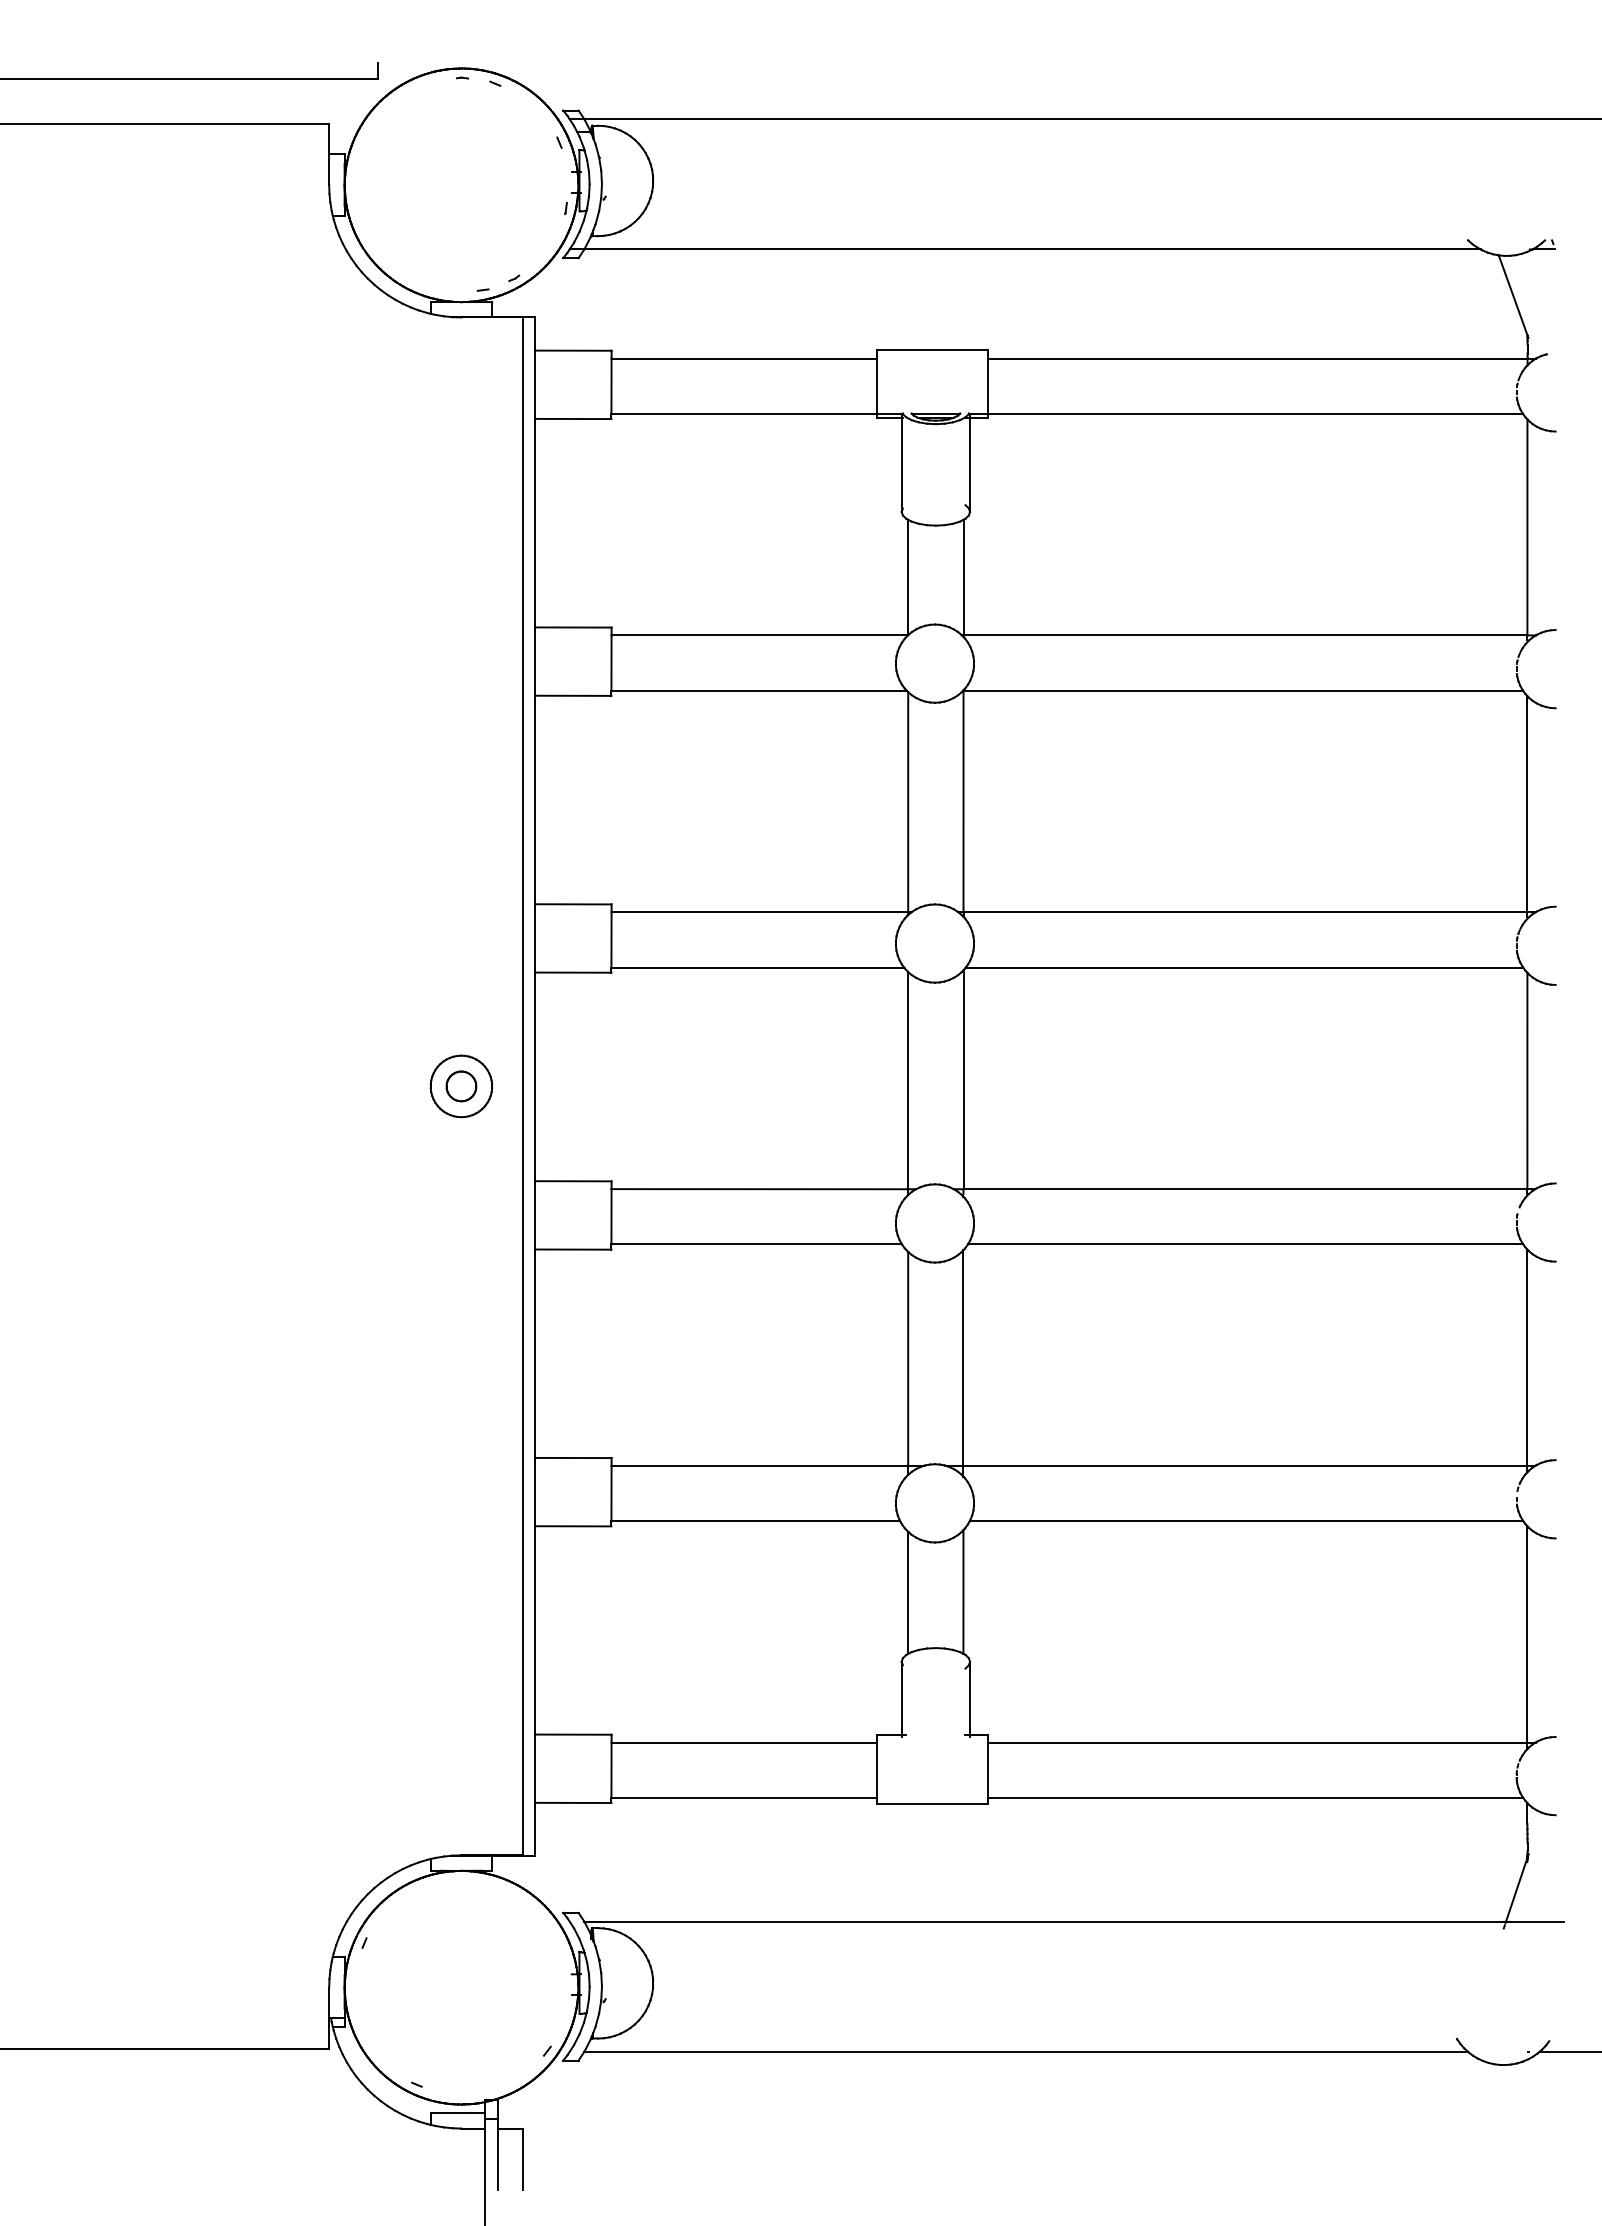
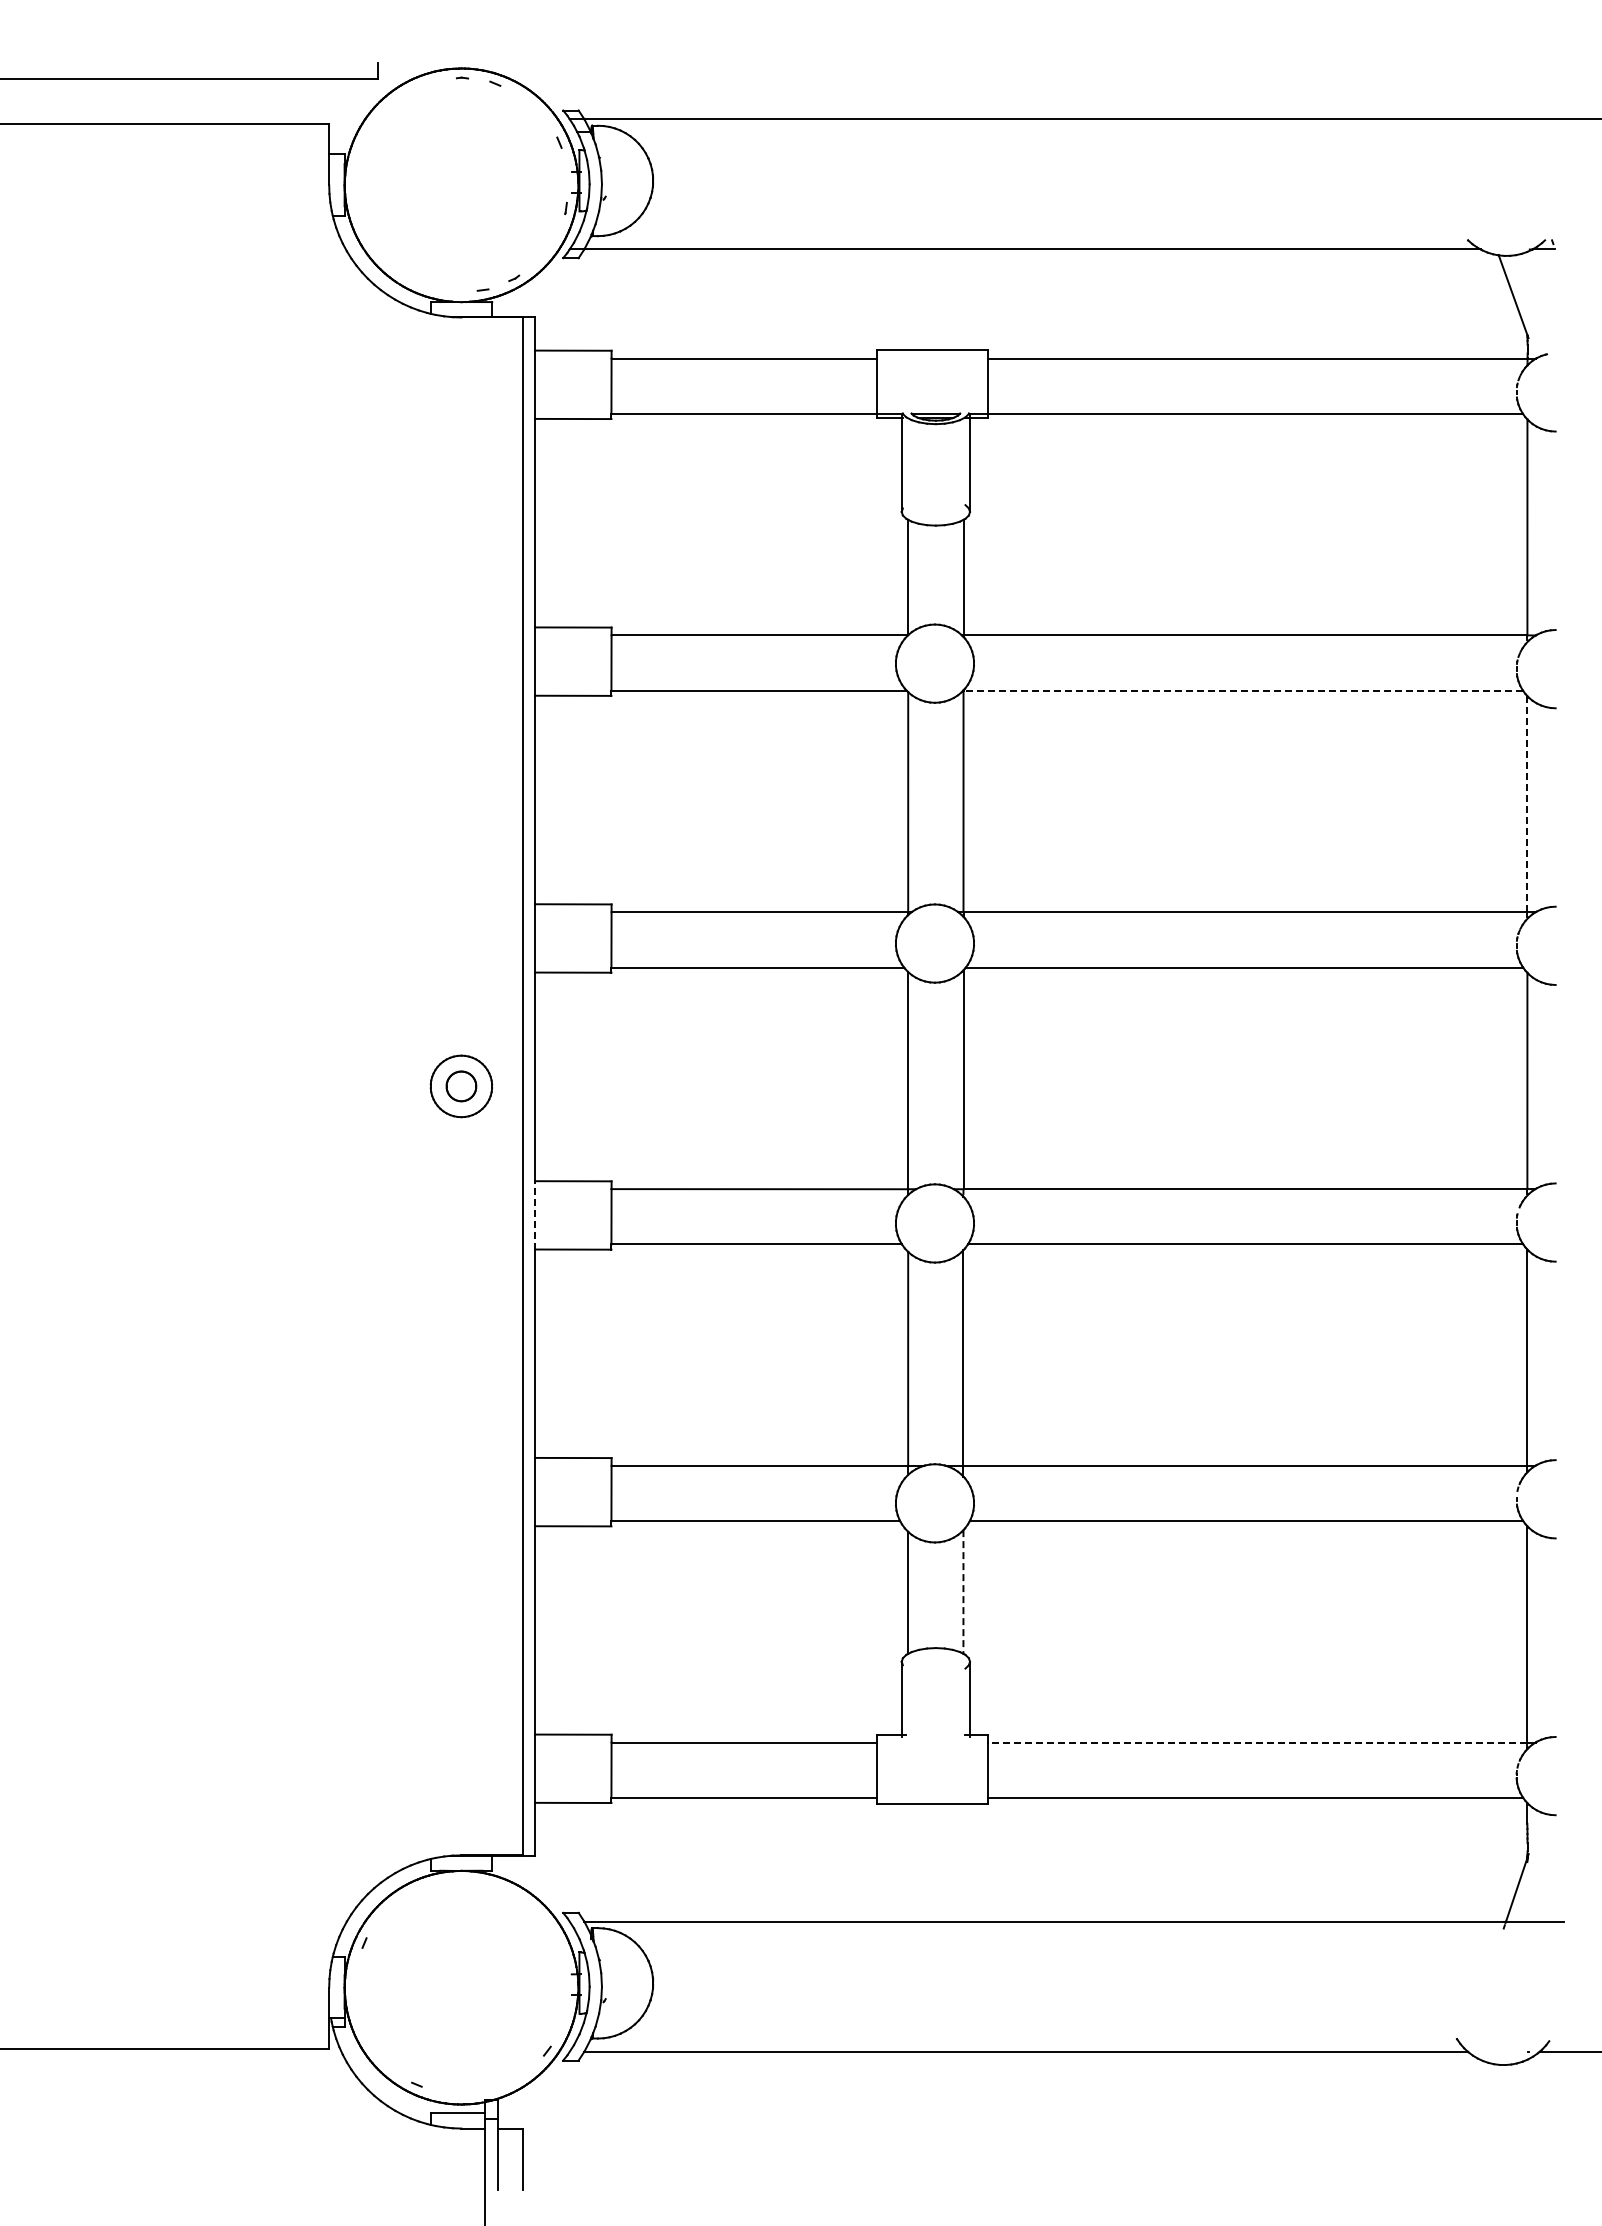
line: solid -> dashed (1243, 690)
line: solid -> dashed (1527, 803)
line: solid -> dashed (535, 1214)
line: solid -> dashed (963, 1591)
line: solid -> dashed (1257, 1742)
